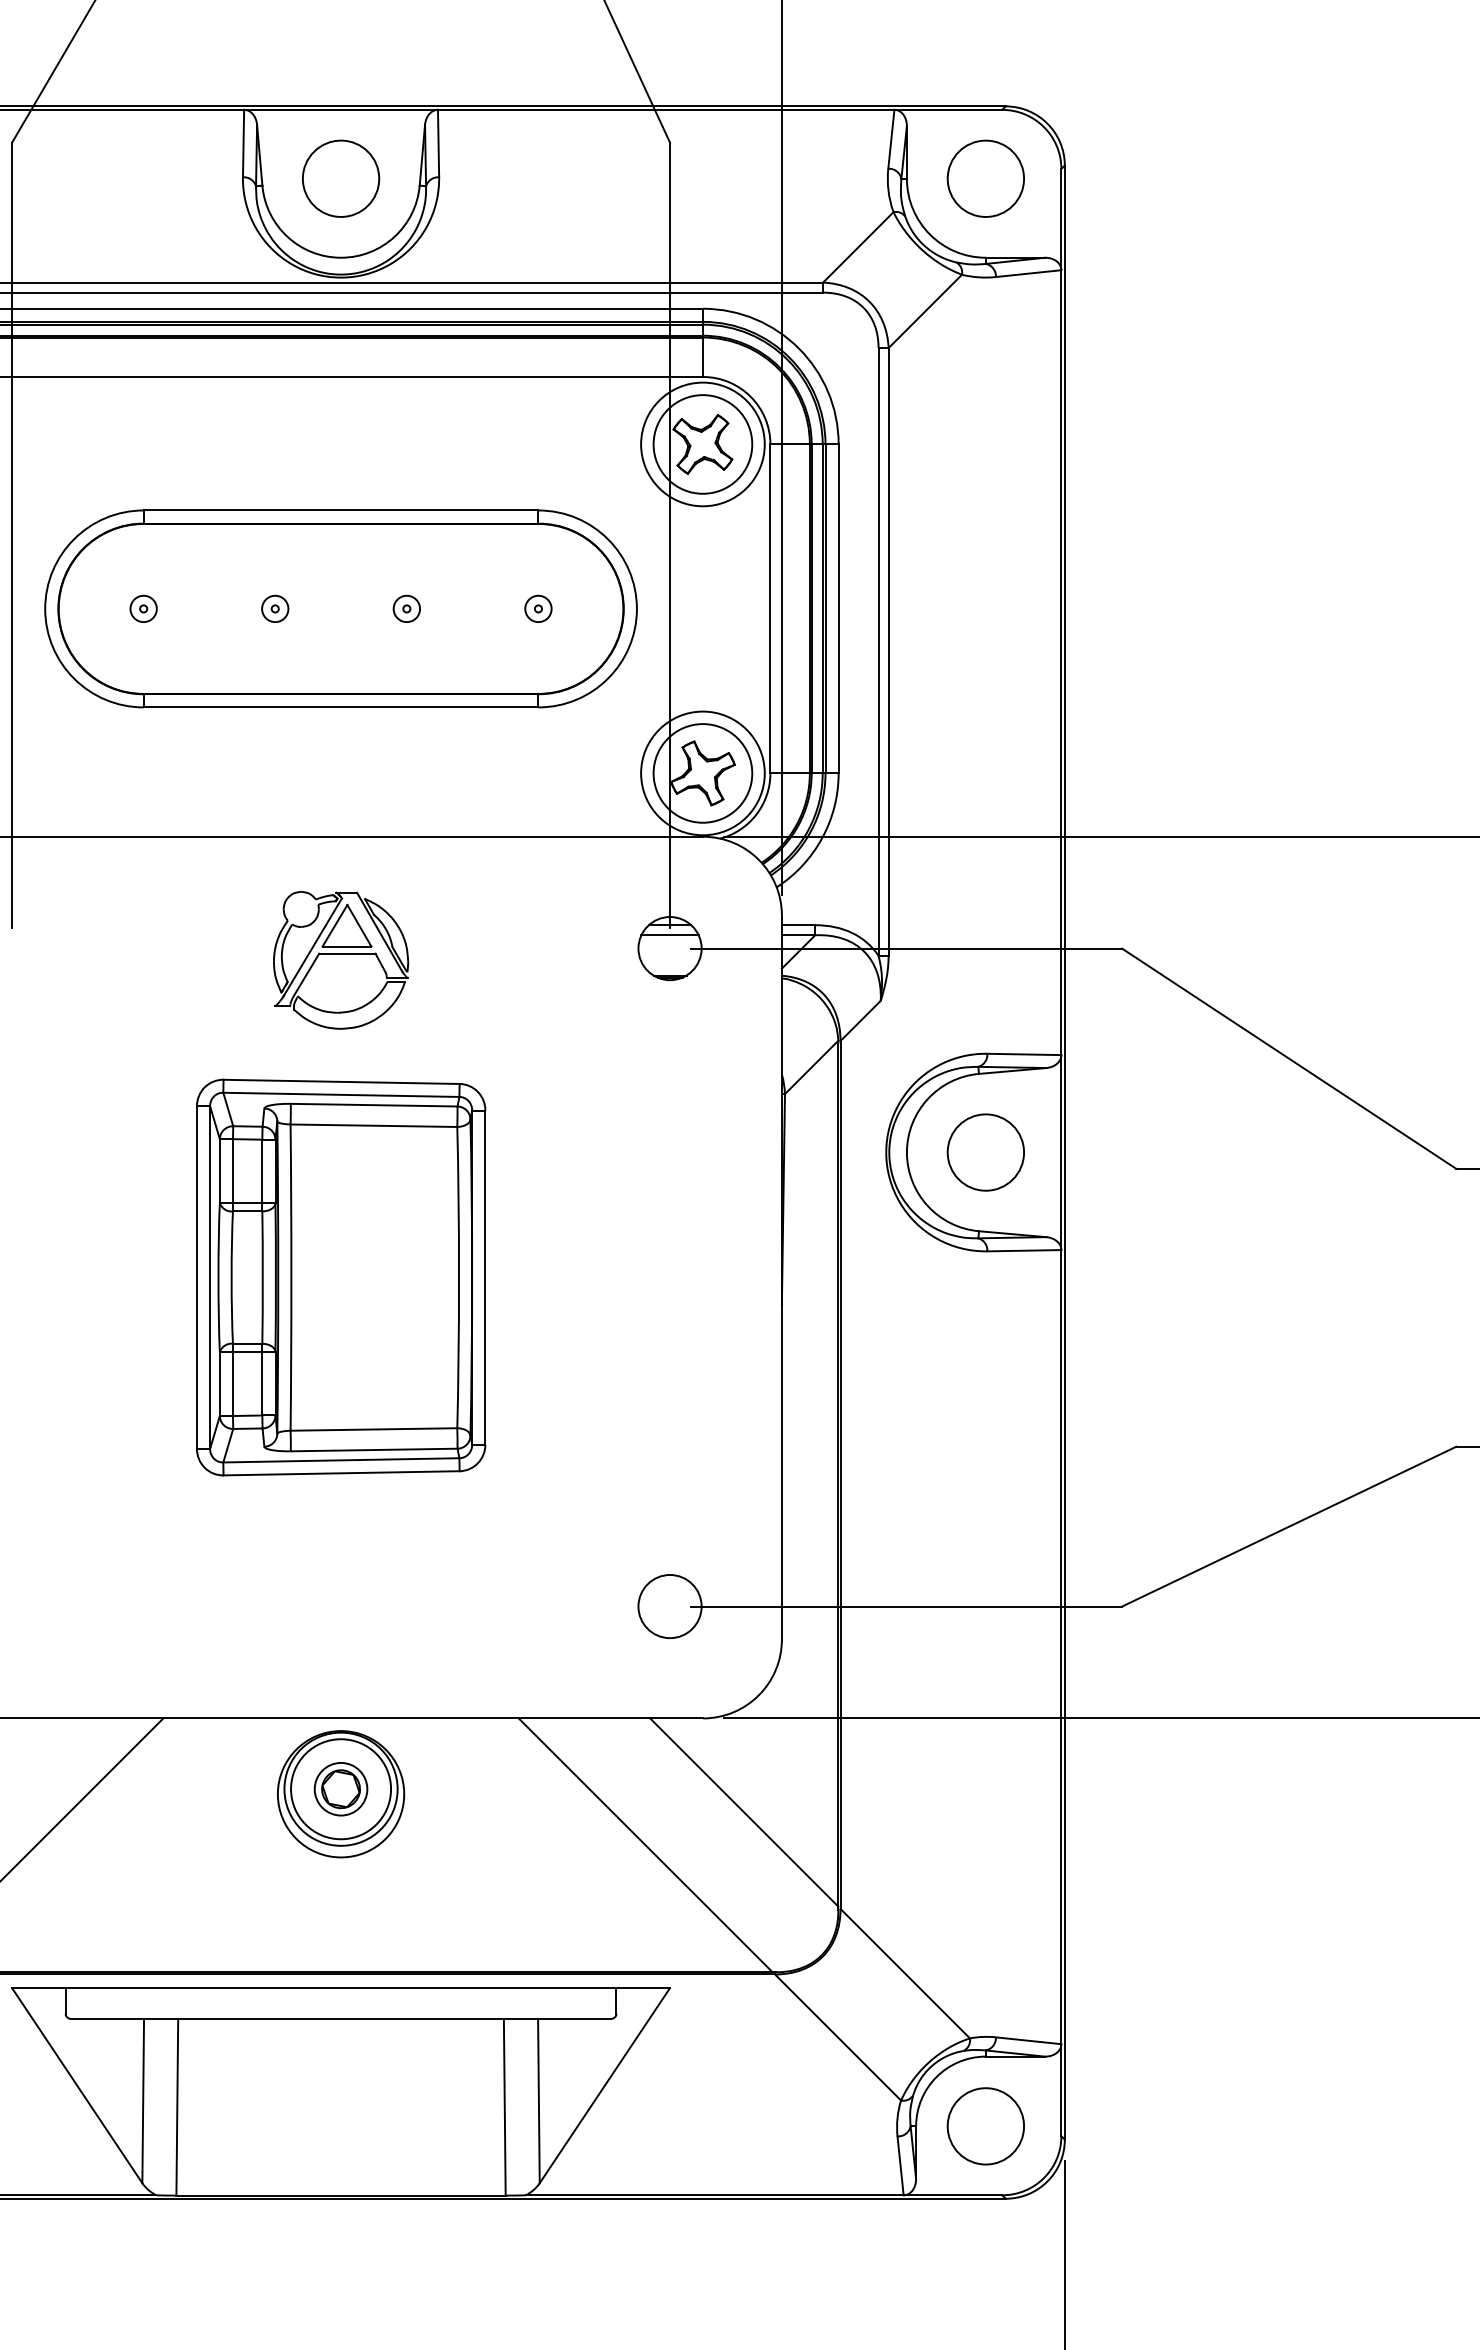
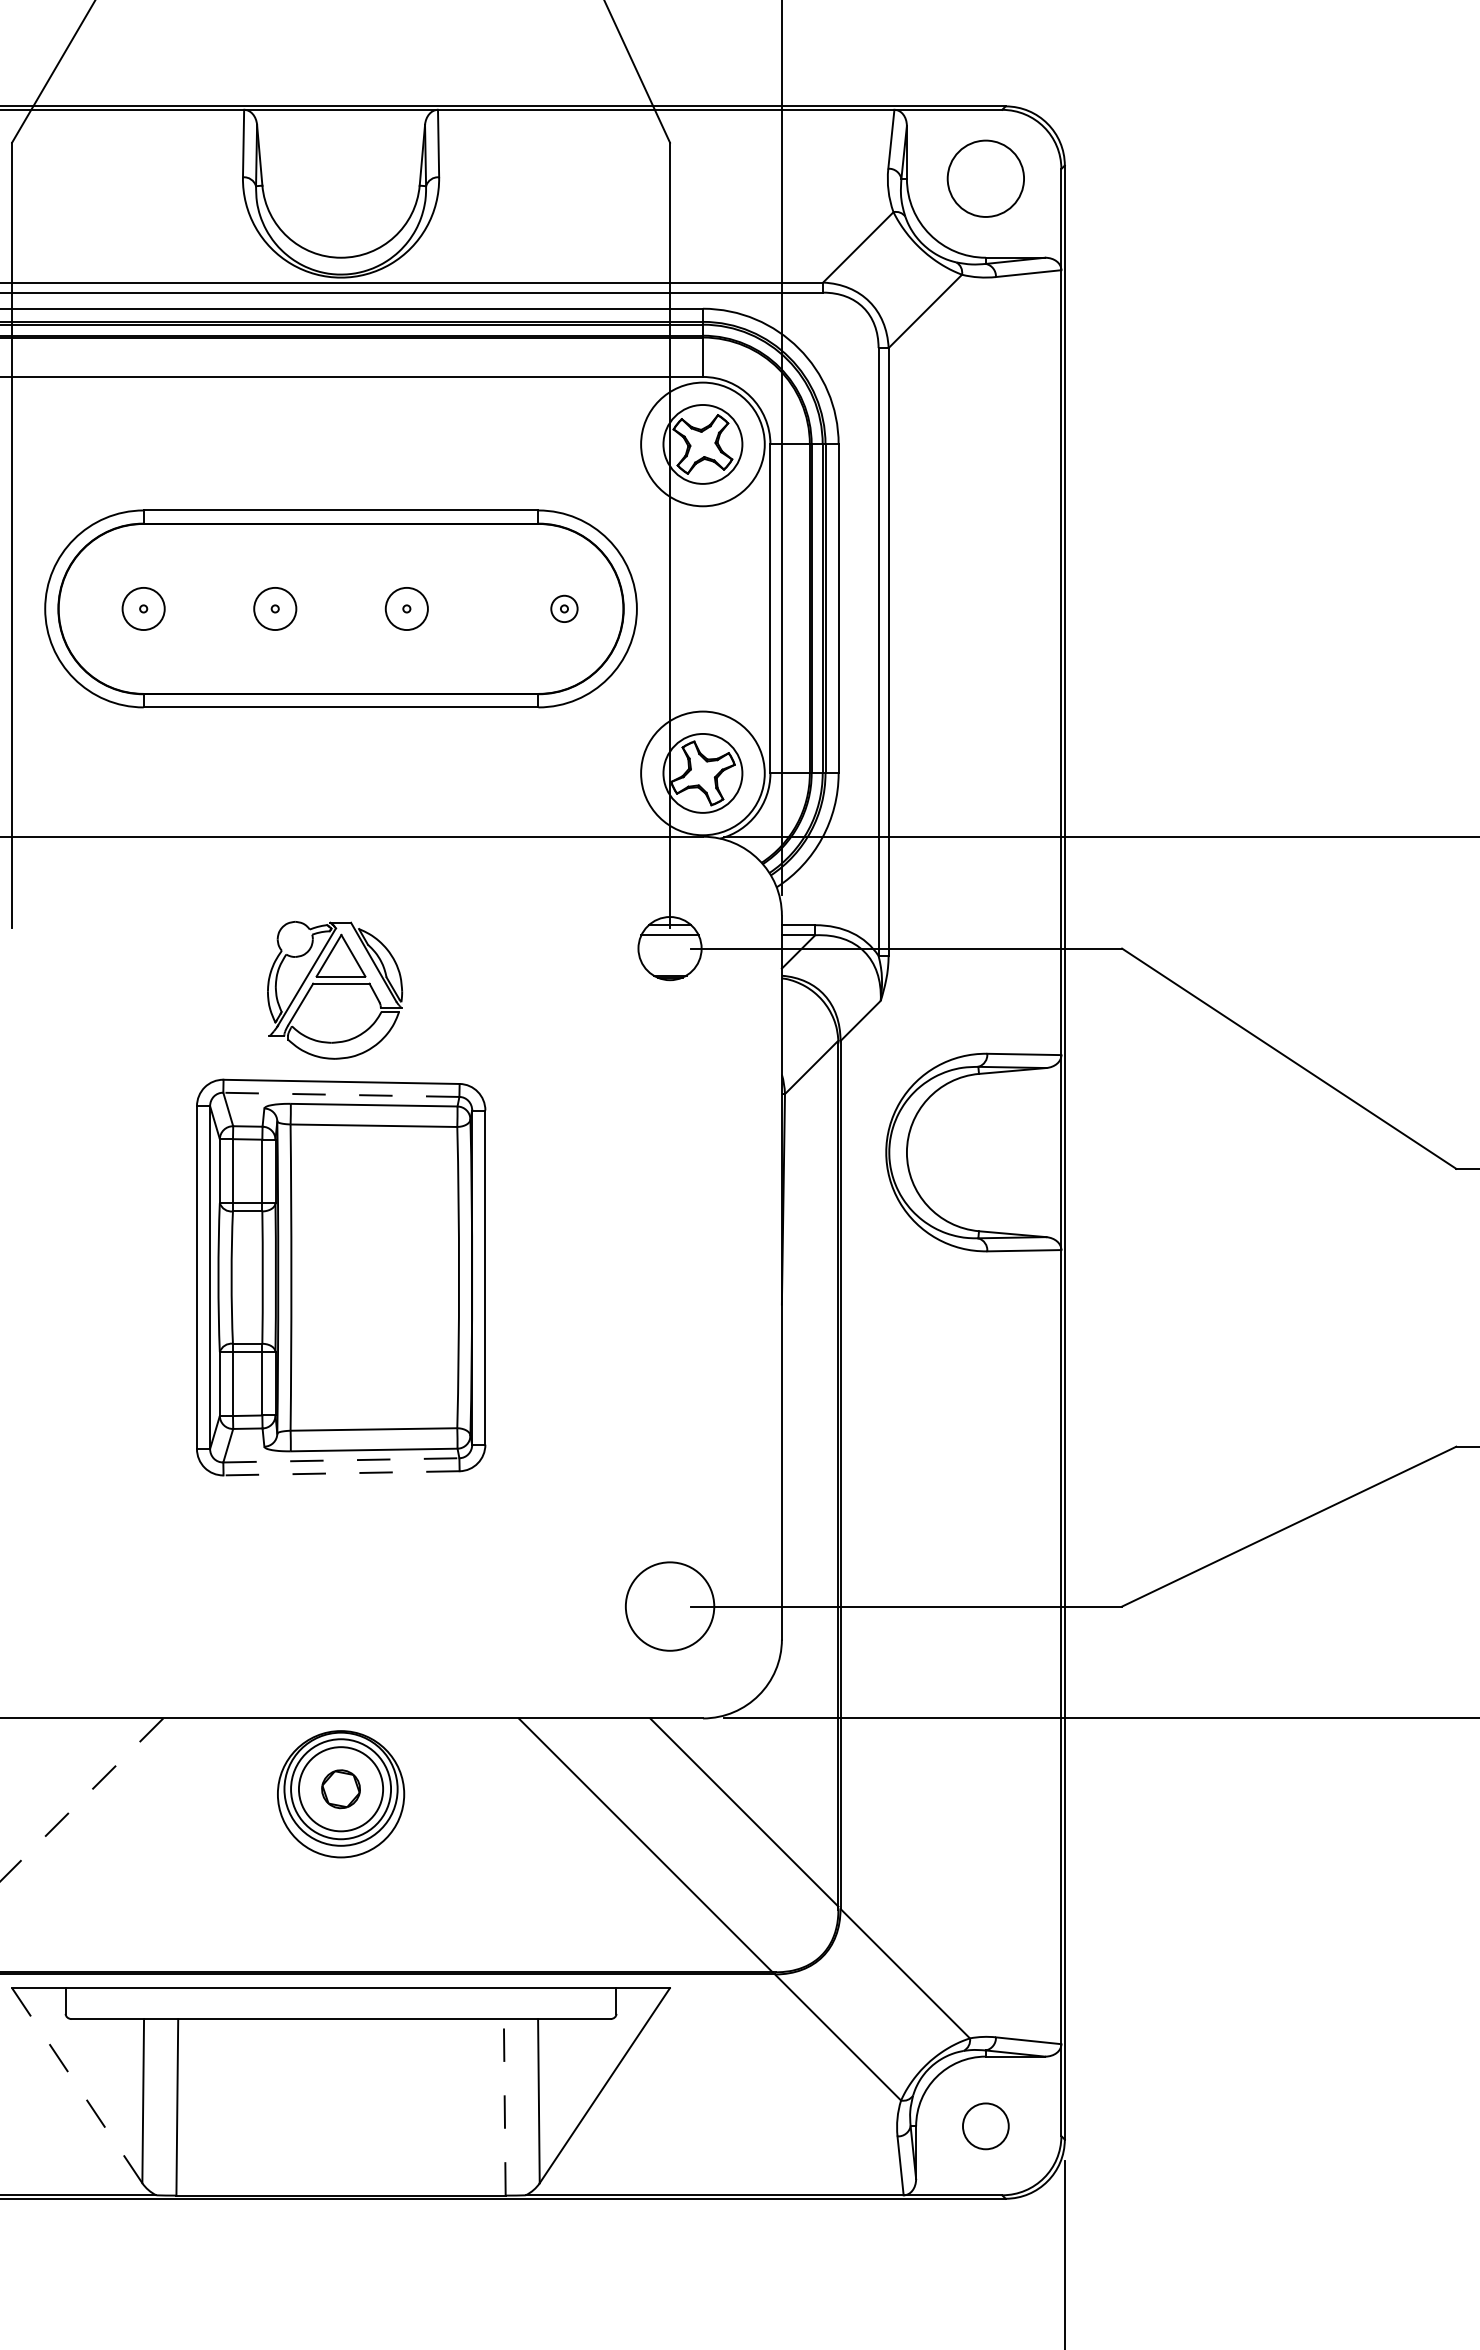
circle: present -> none (341, 178)
circle diameter: 99 px -> 79 px (702, 444)
circle diameter: 26 px -> 42 px (143, 608)
circle diameter: 26 px -> 42 px (275, 608)
circle diameter: 26 px -> 42 px (406, 608)
part position: (538, 608) -> (564, 608) (564, 608)
circle diameter: 99 px -> 79 px (702, 772)
part position: (341, 960) -> (335, 990) (335, 990)
line: solid -> dashed (340, 1094)
circle: present -> none (985, 1152)
line: solid -> dashed (341, 1460)
line: solid -> dashed (341, 1473)
circle diameter: 63 px -> 88 px (669, 1606)
circle diameter: 53 px -> 84 px (340, 1789)
line: solid -> dashed (81, 1800)
line: solid -> dashed (76, 2085)
line: solid -> dashed (504, 2106)
circle diameter: 76 px -> 46 px (985, 2126)
